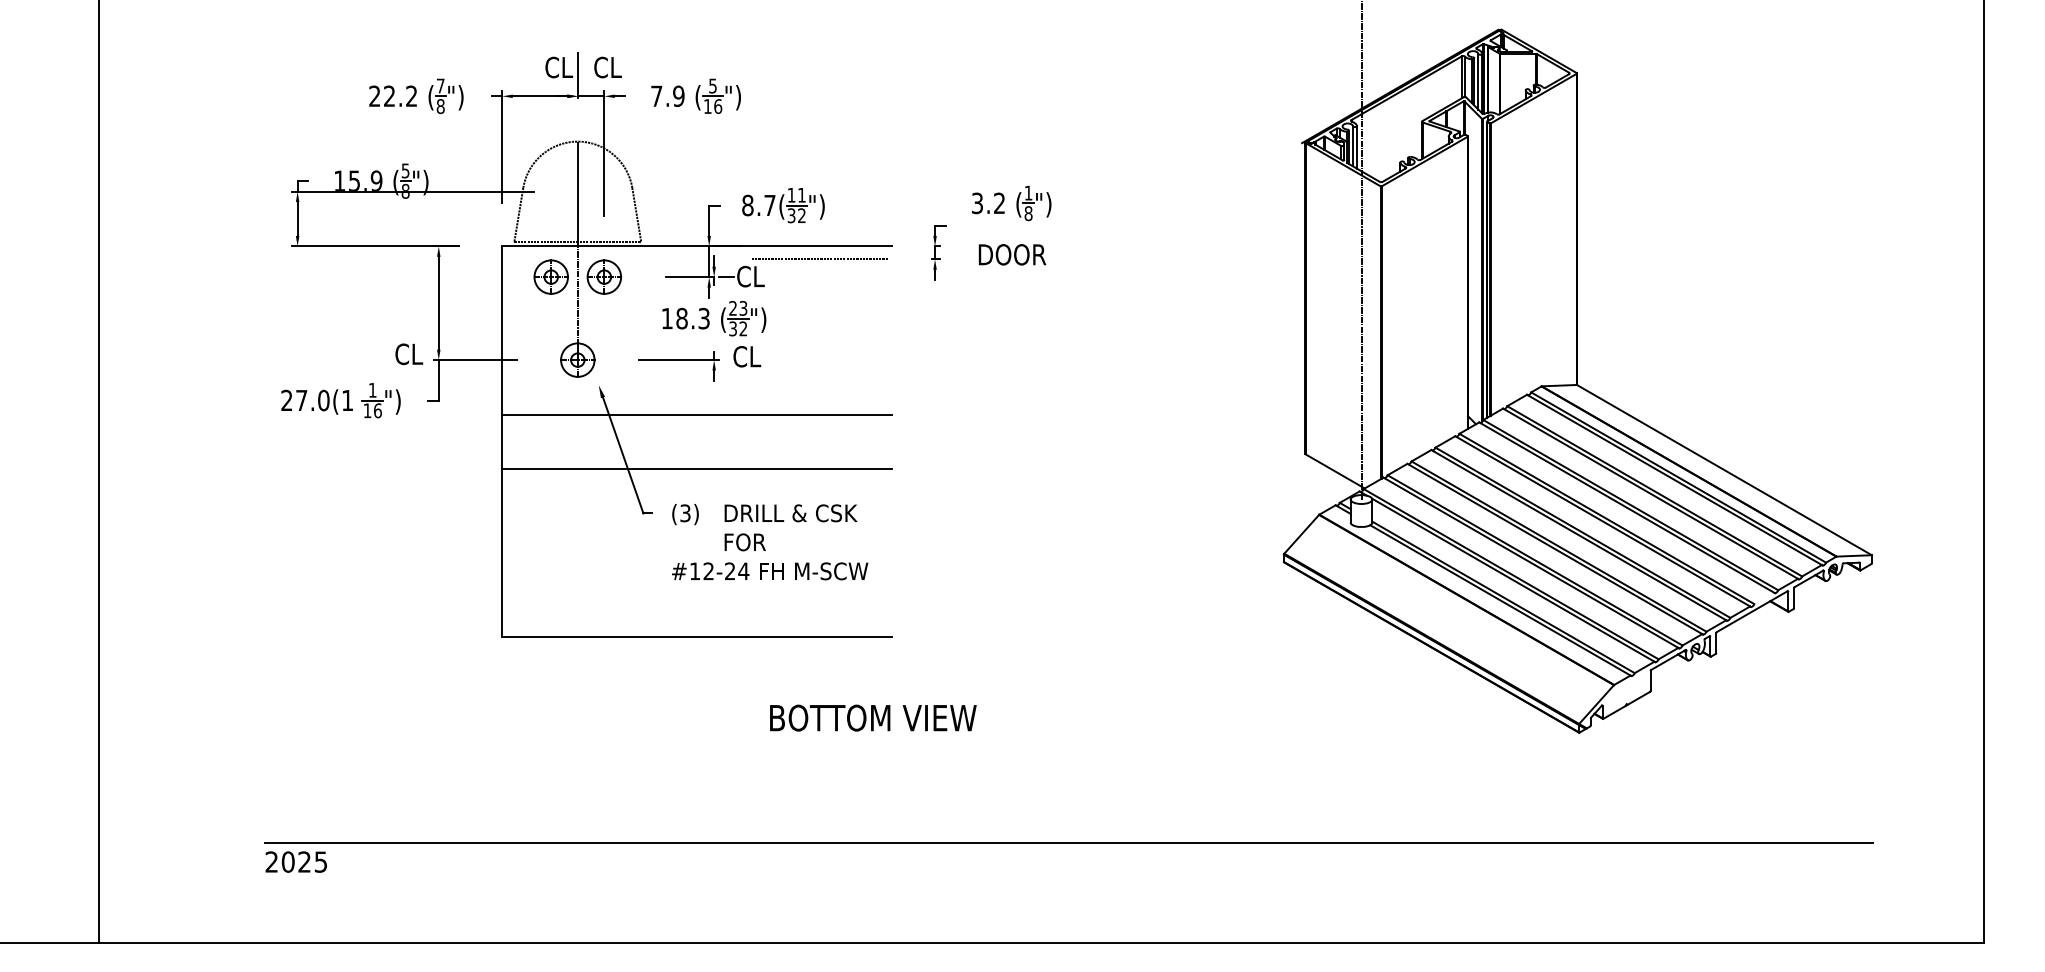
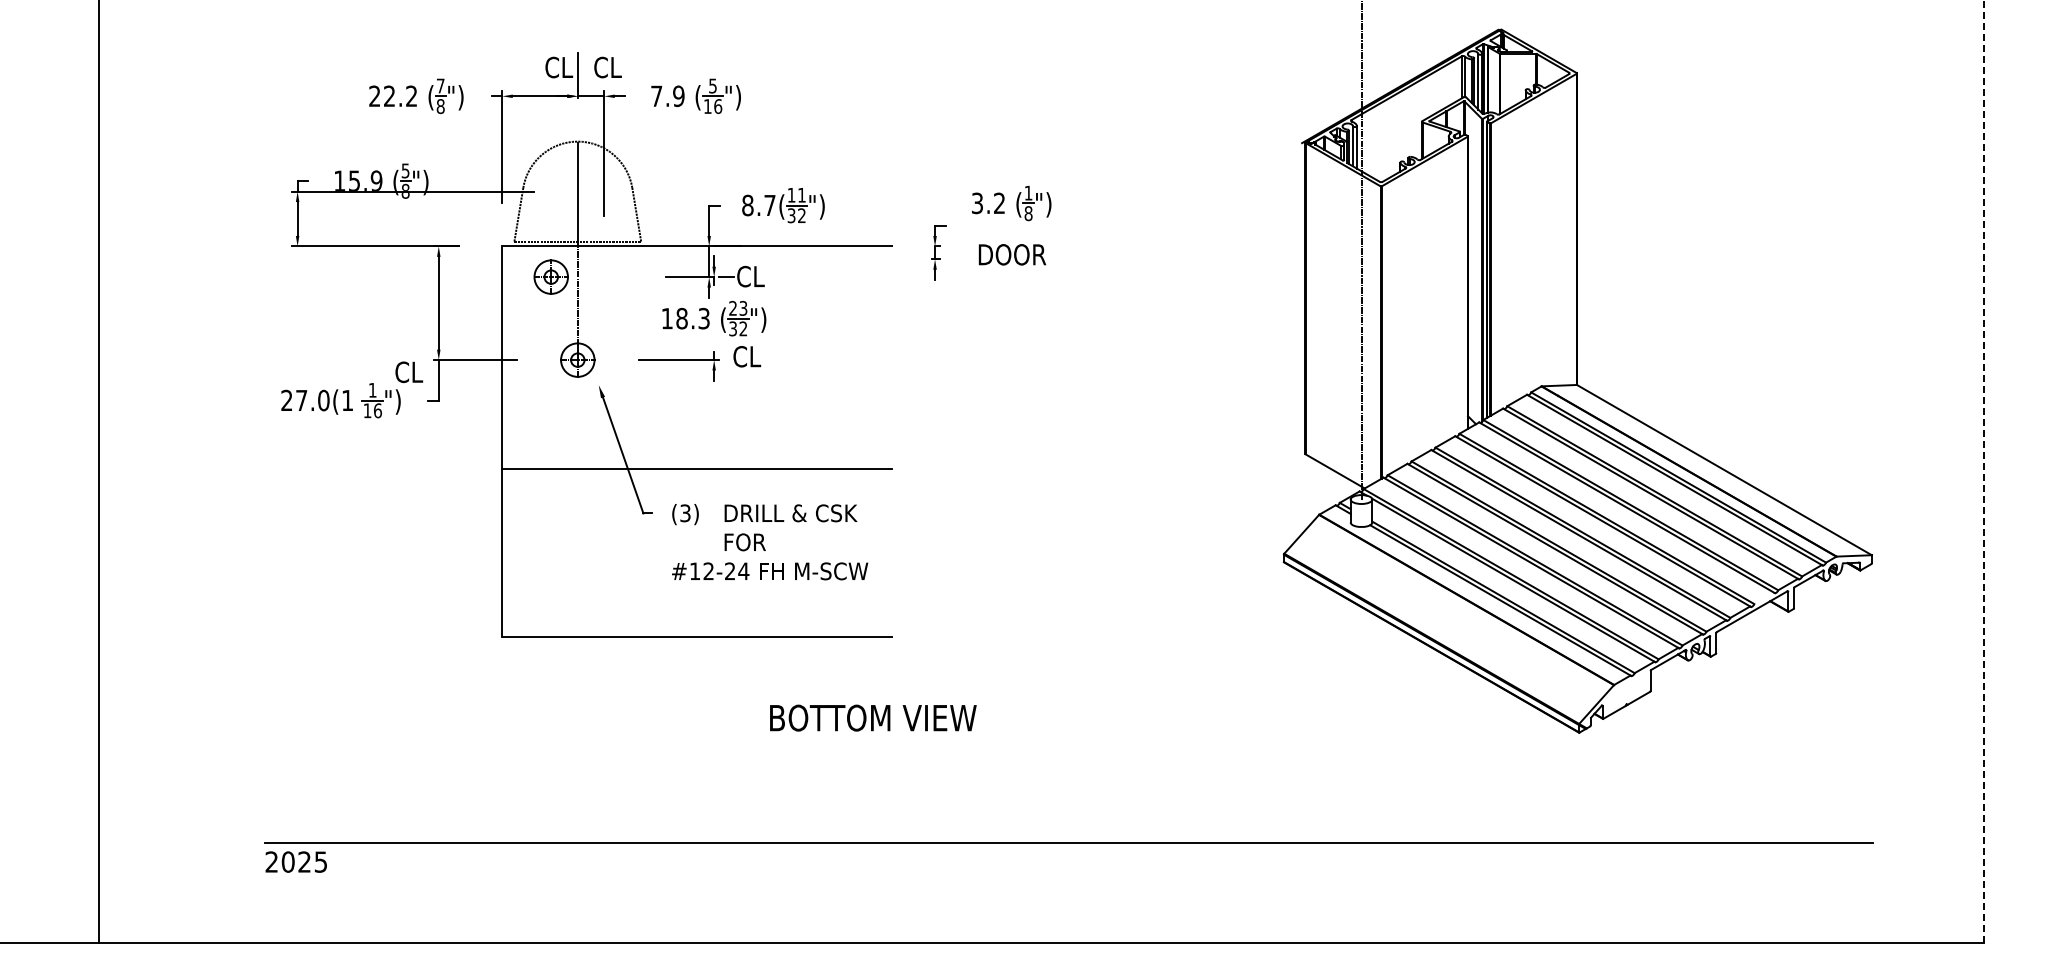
line: present -> none (819, 259)
part: present -> none (603, 276)
text position: (409, 354) -> (409, 372) (409, 372)
line: present -> none (696, 414)
line: solid -> dashed (1983, 471)
